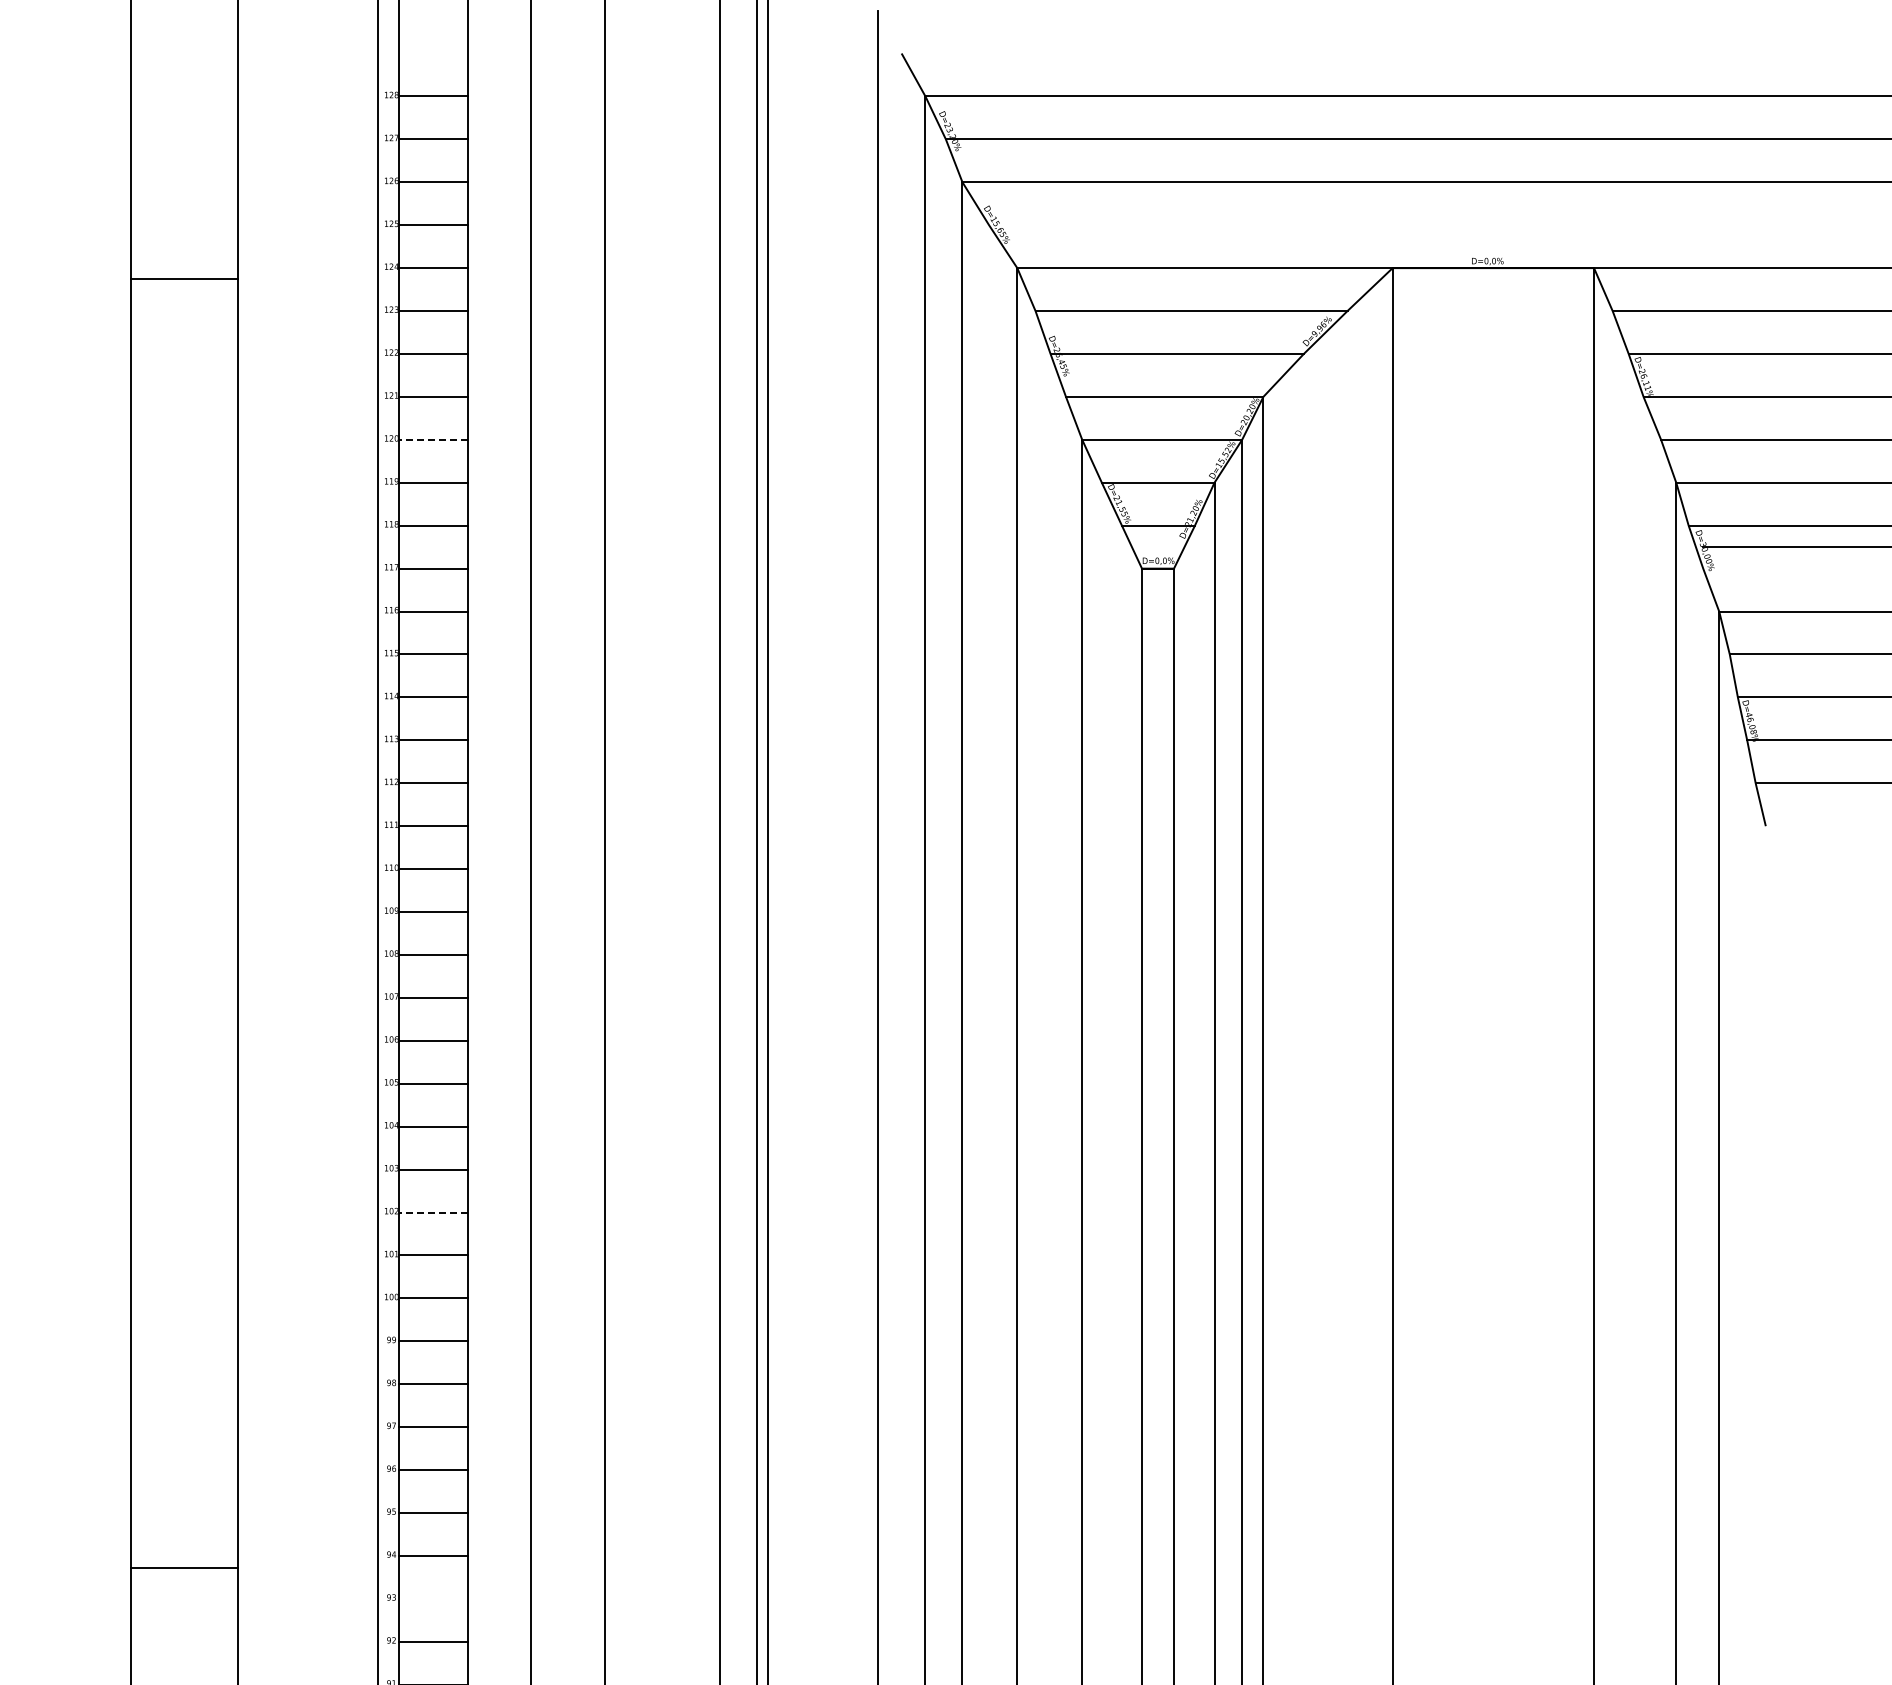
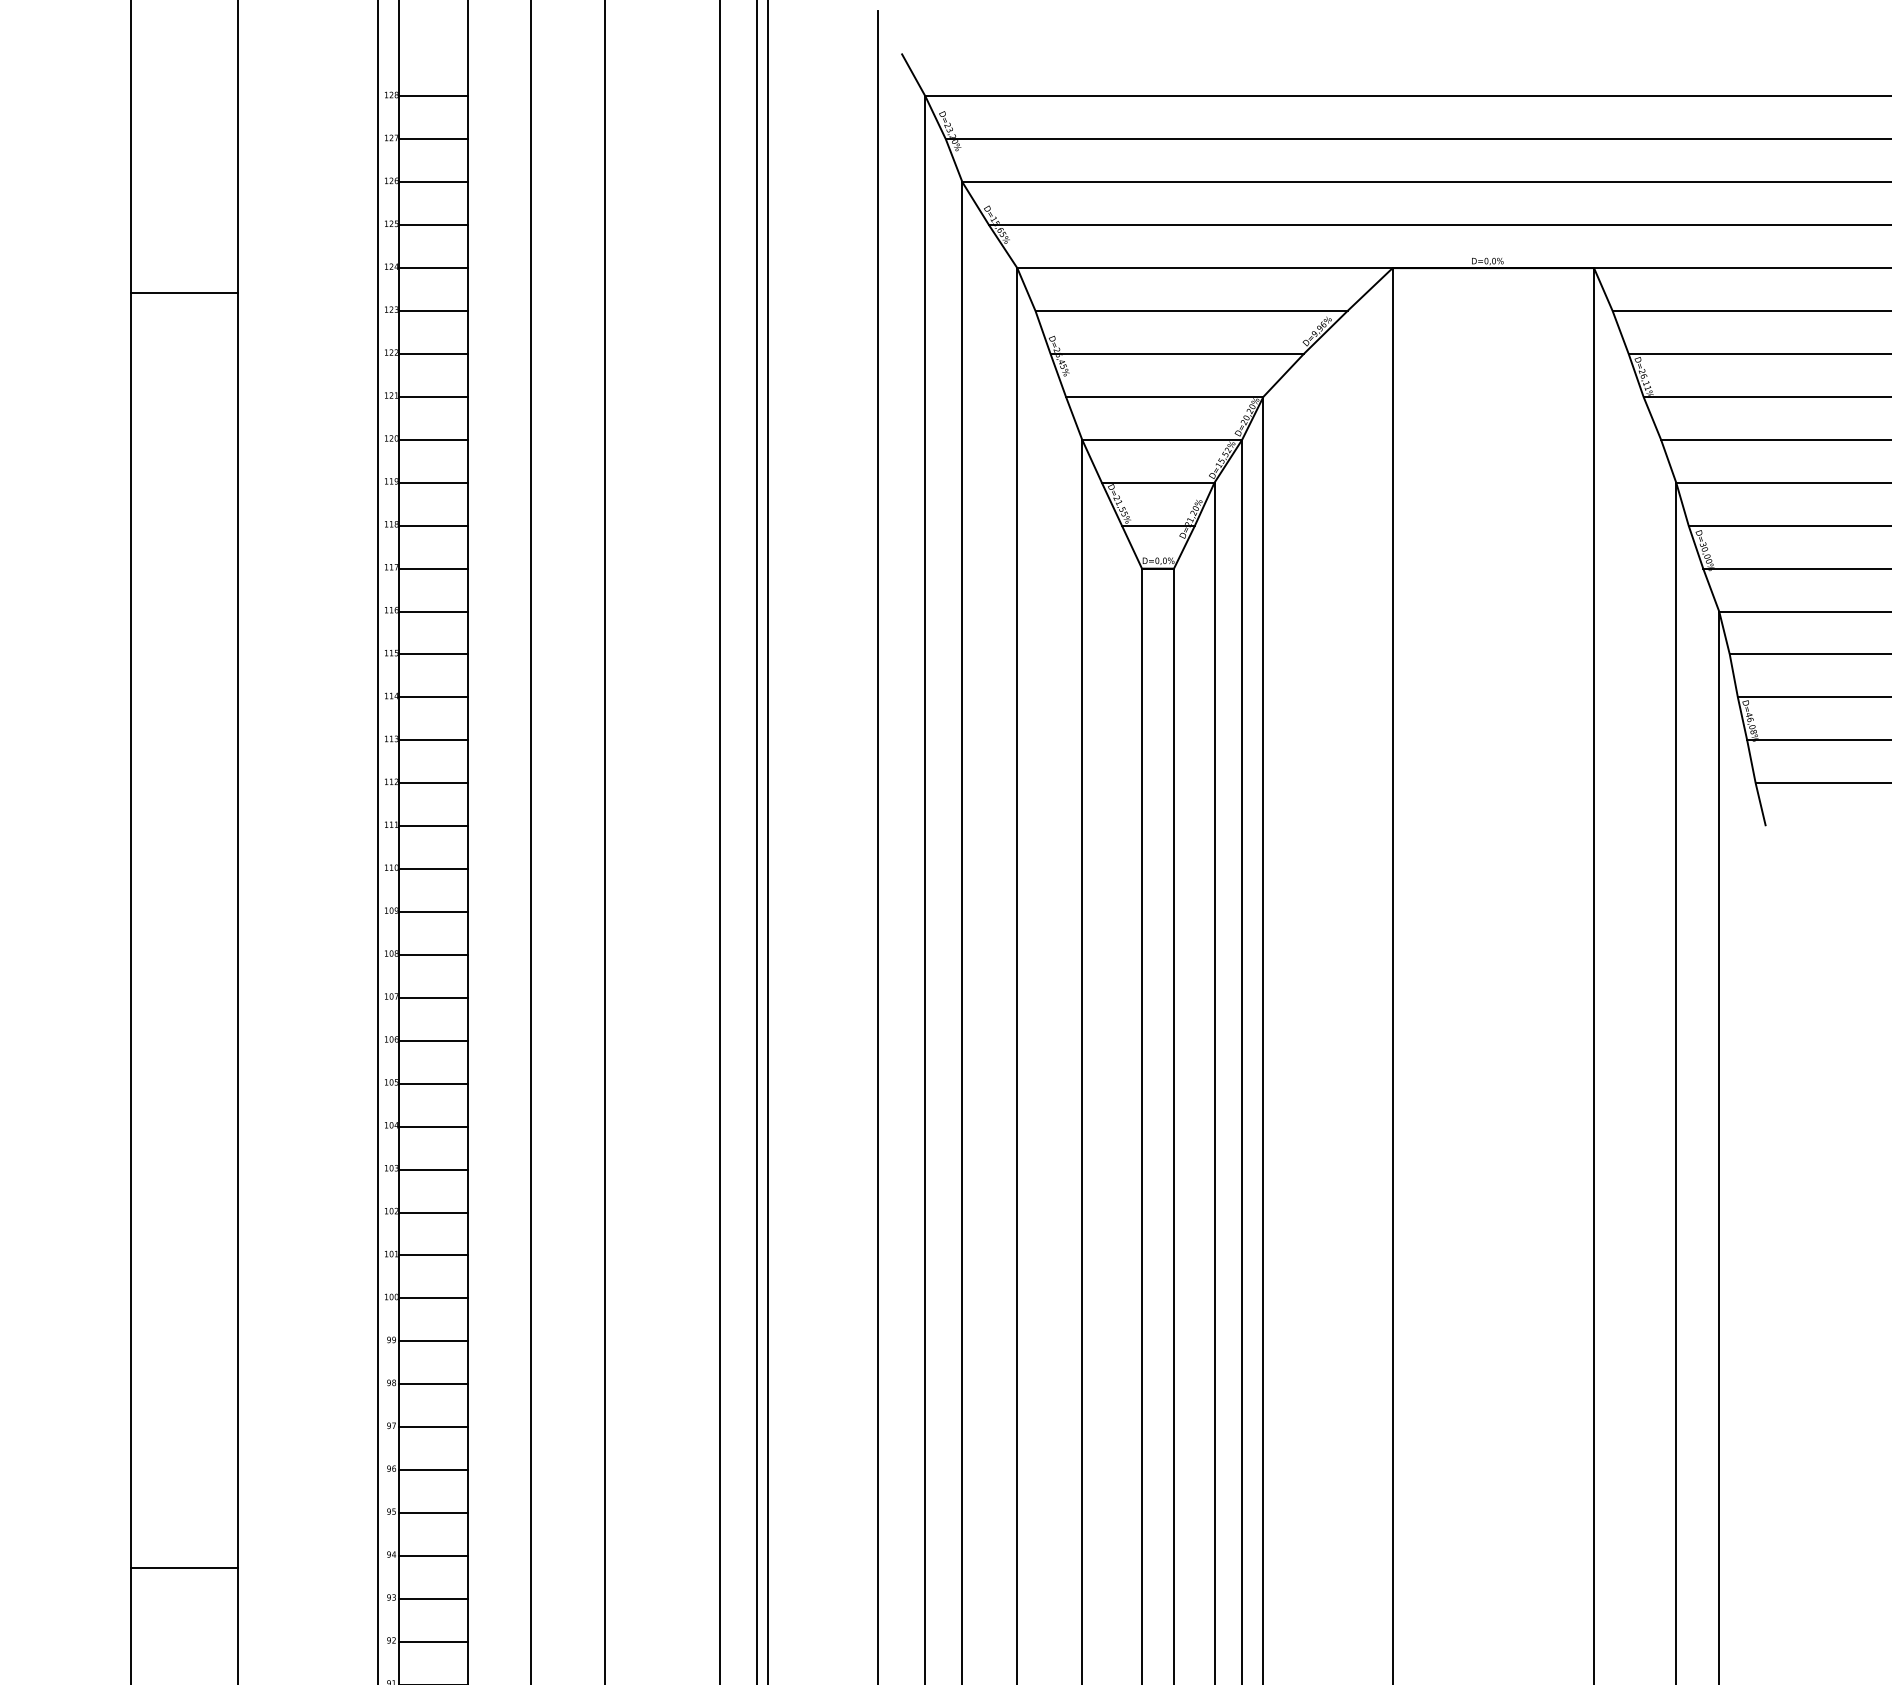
line: none -> present (1438, 225)
line position: (184, 279) -> (184, 293) (184, 293)
line: dashed -> solid (433, 439)
line position: (1795, 546) -> (1795, 568) (1795, 568)
line: dashed -> solid (433, 1212)
line: none -> present (433, 1598)
